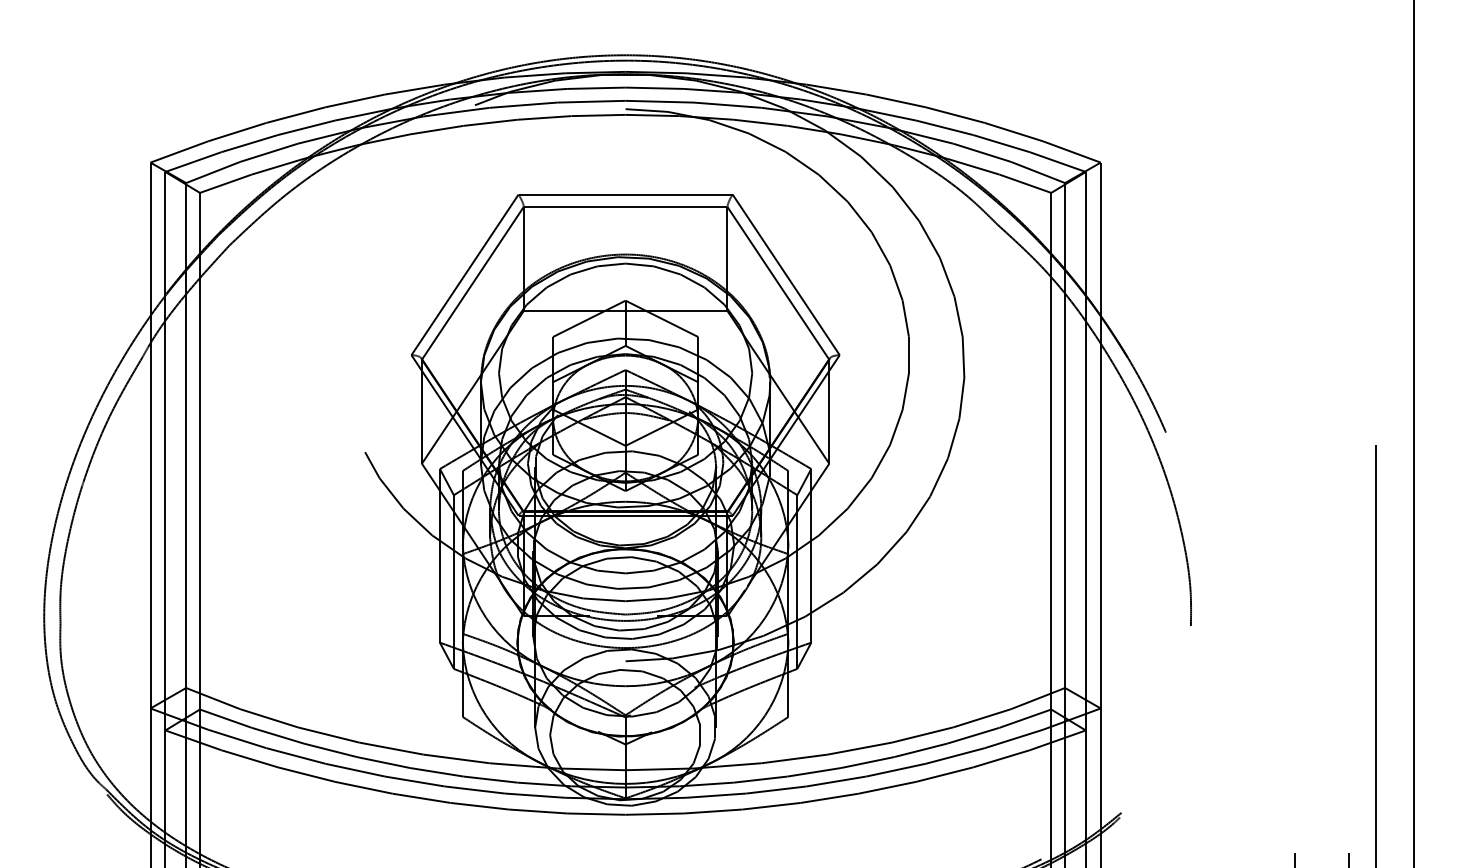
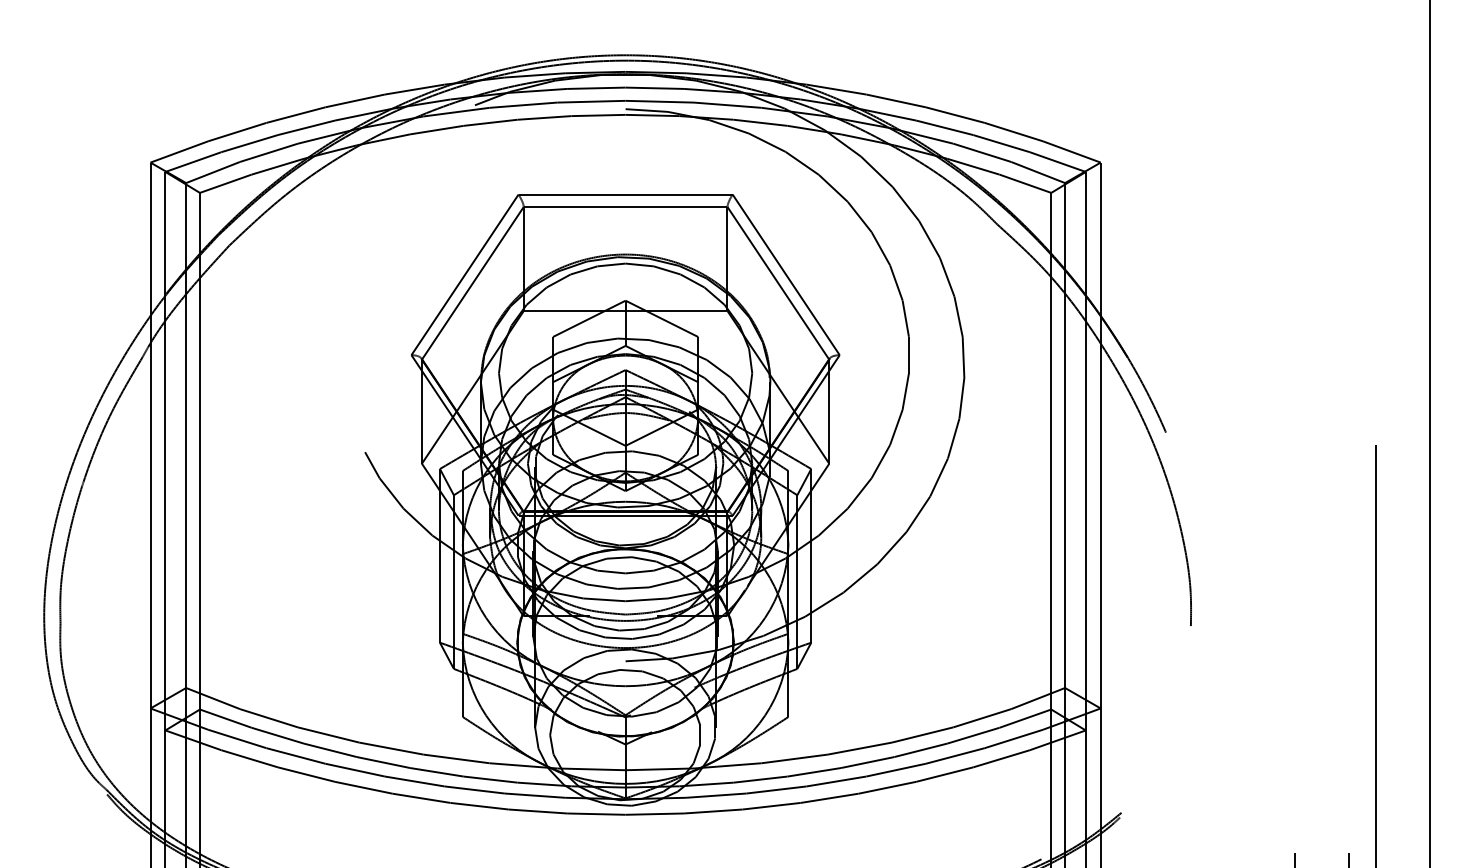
line position: (1413, 433) -> (1429, 433) (1429, 433)
